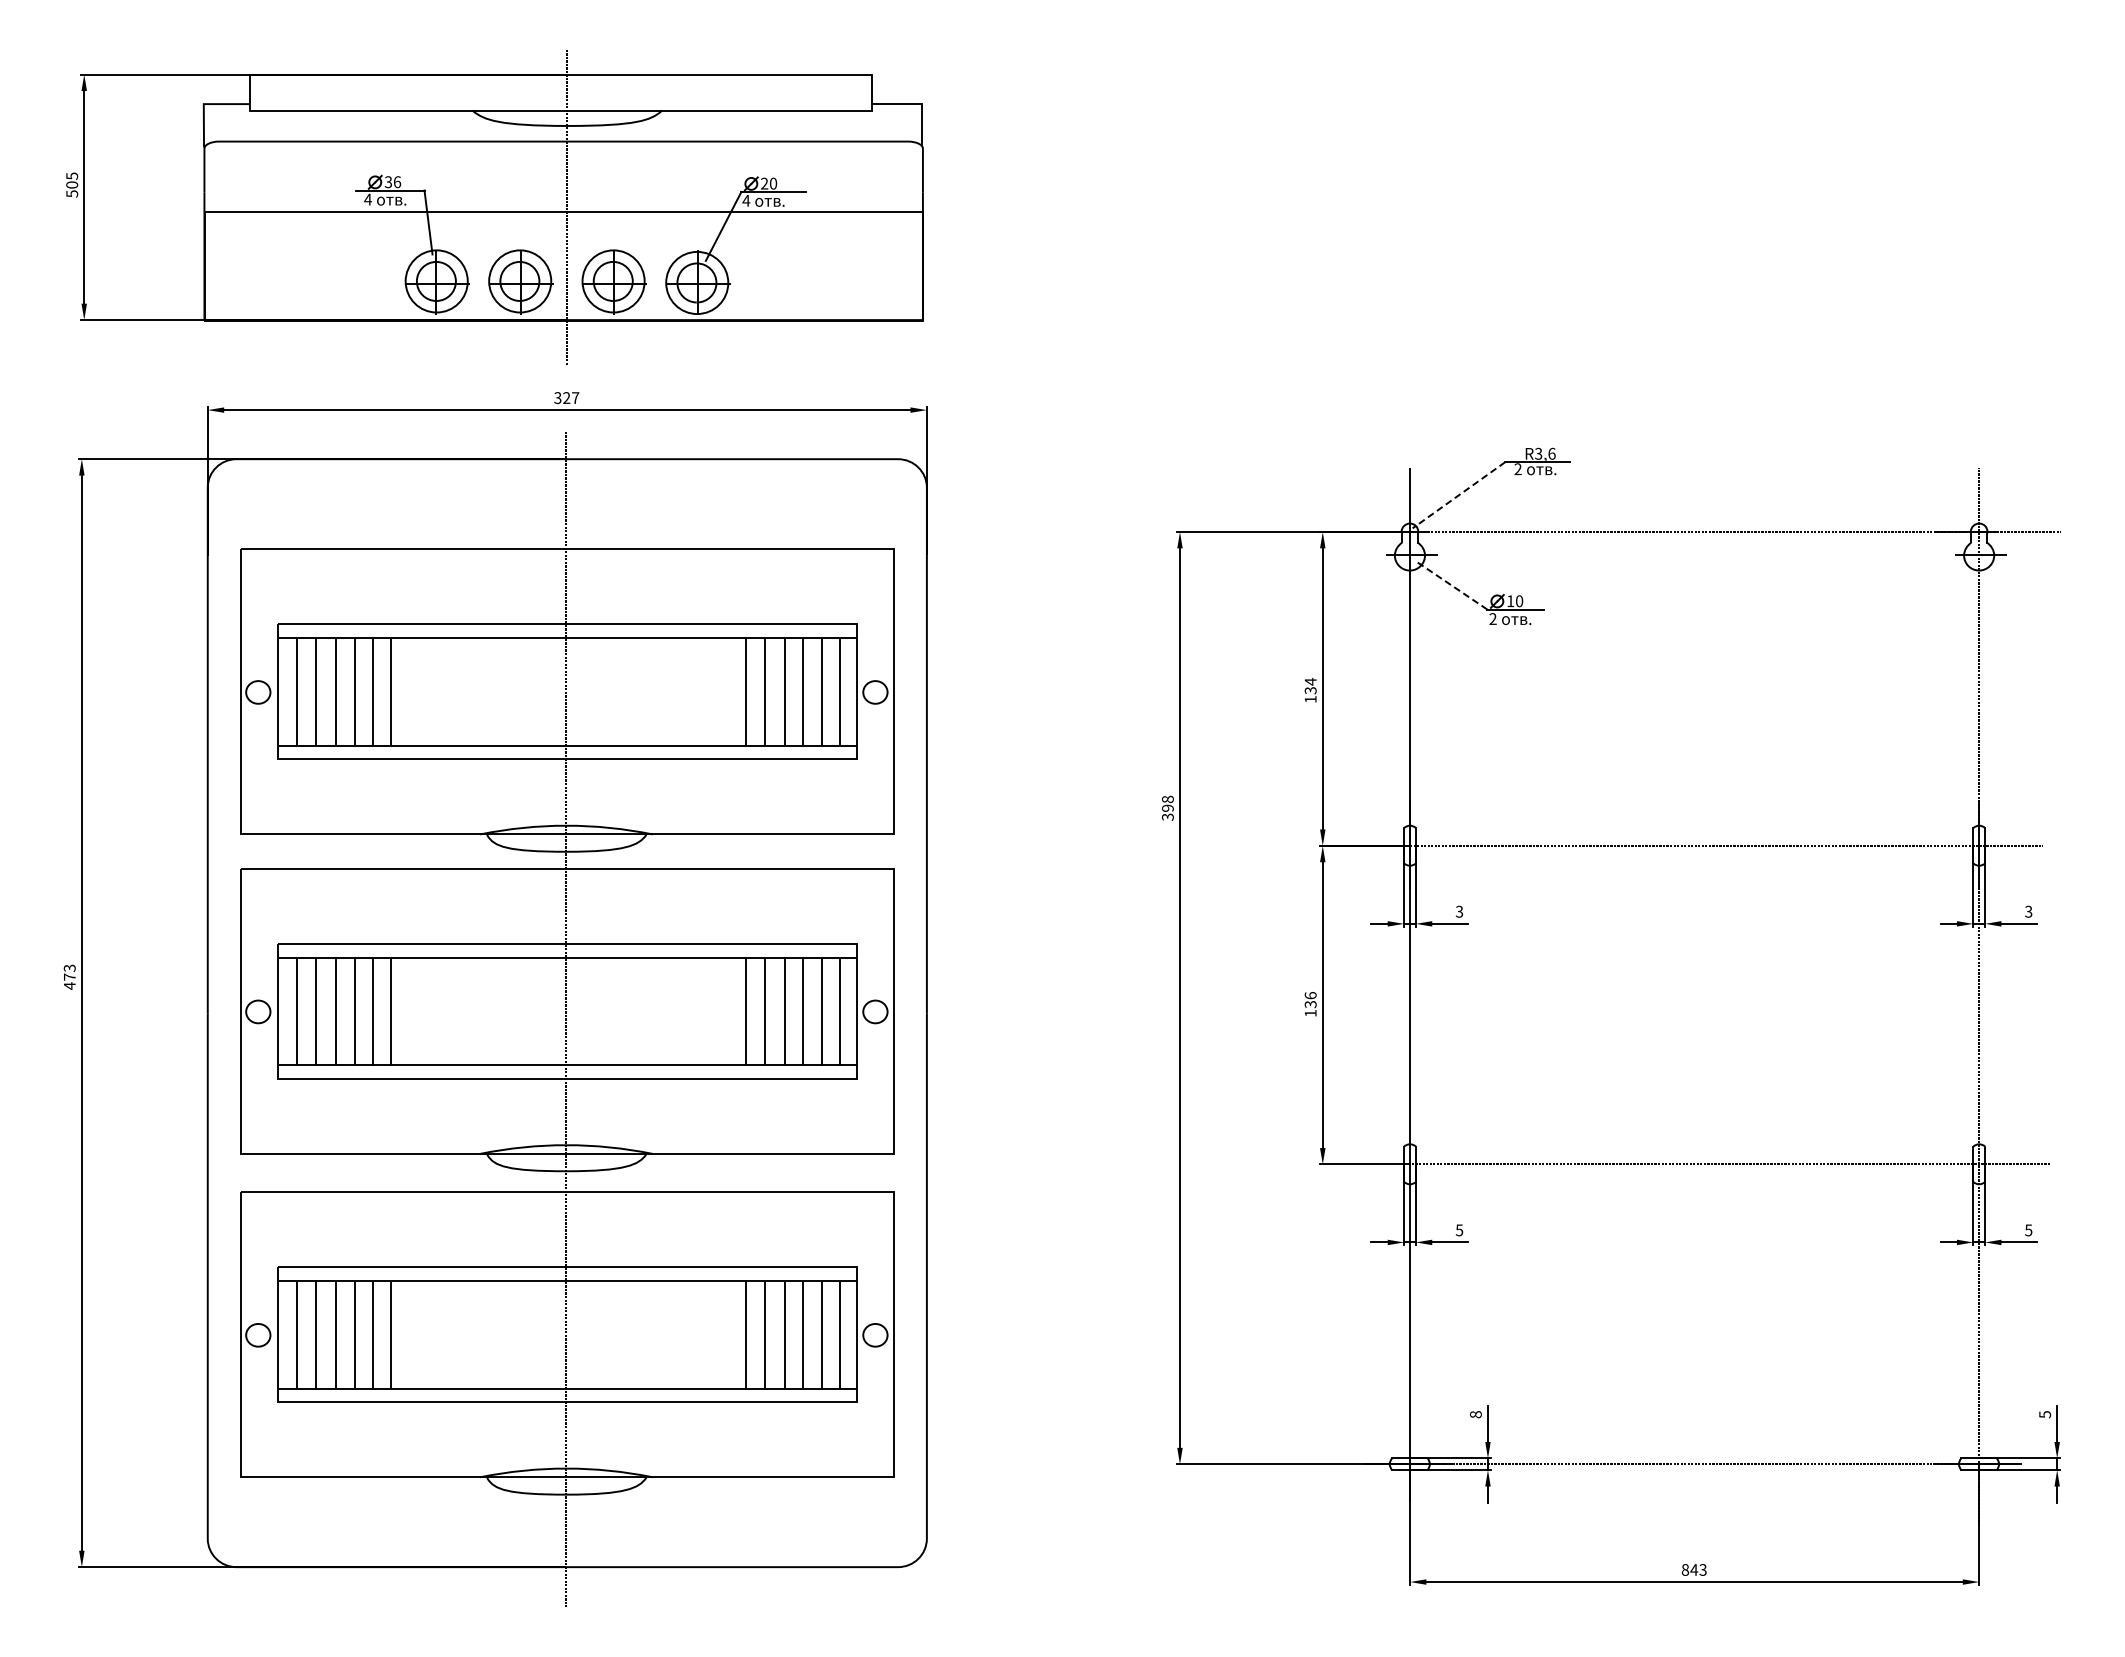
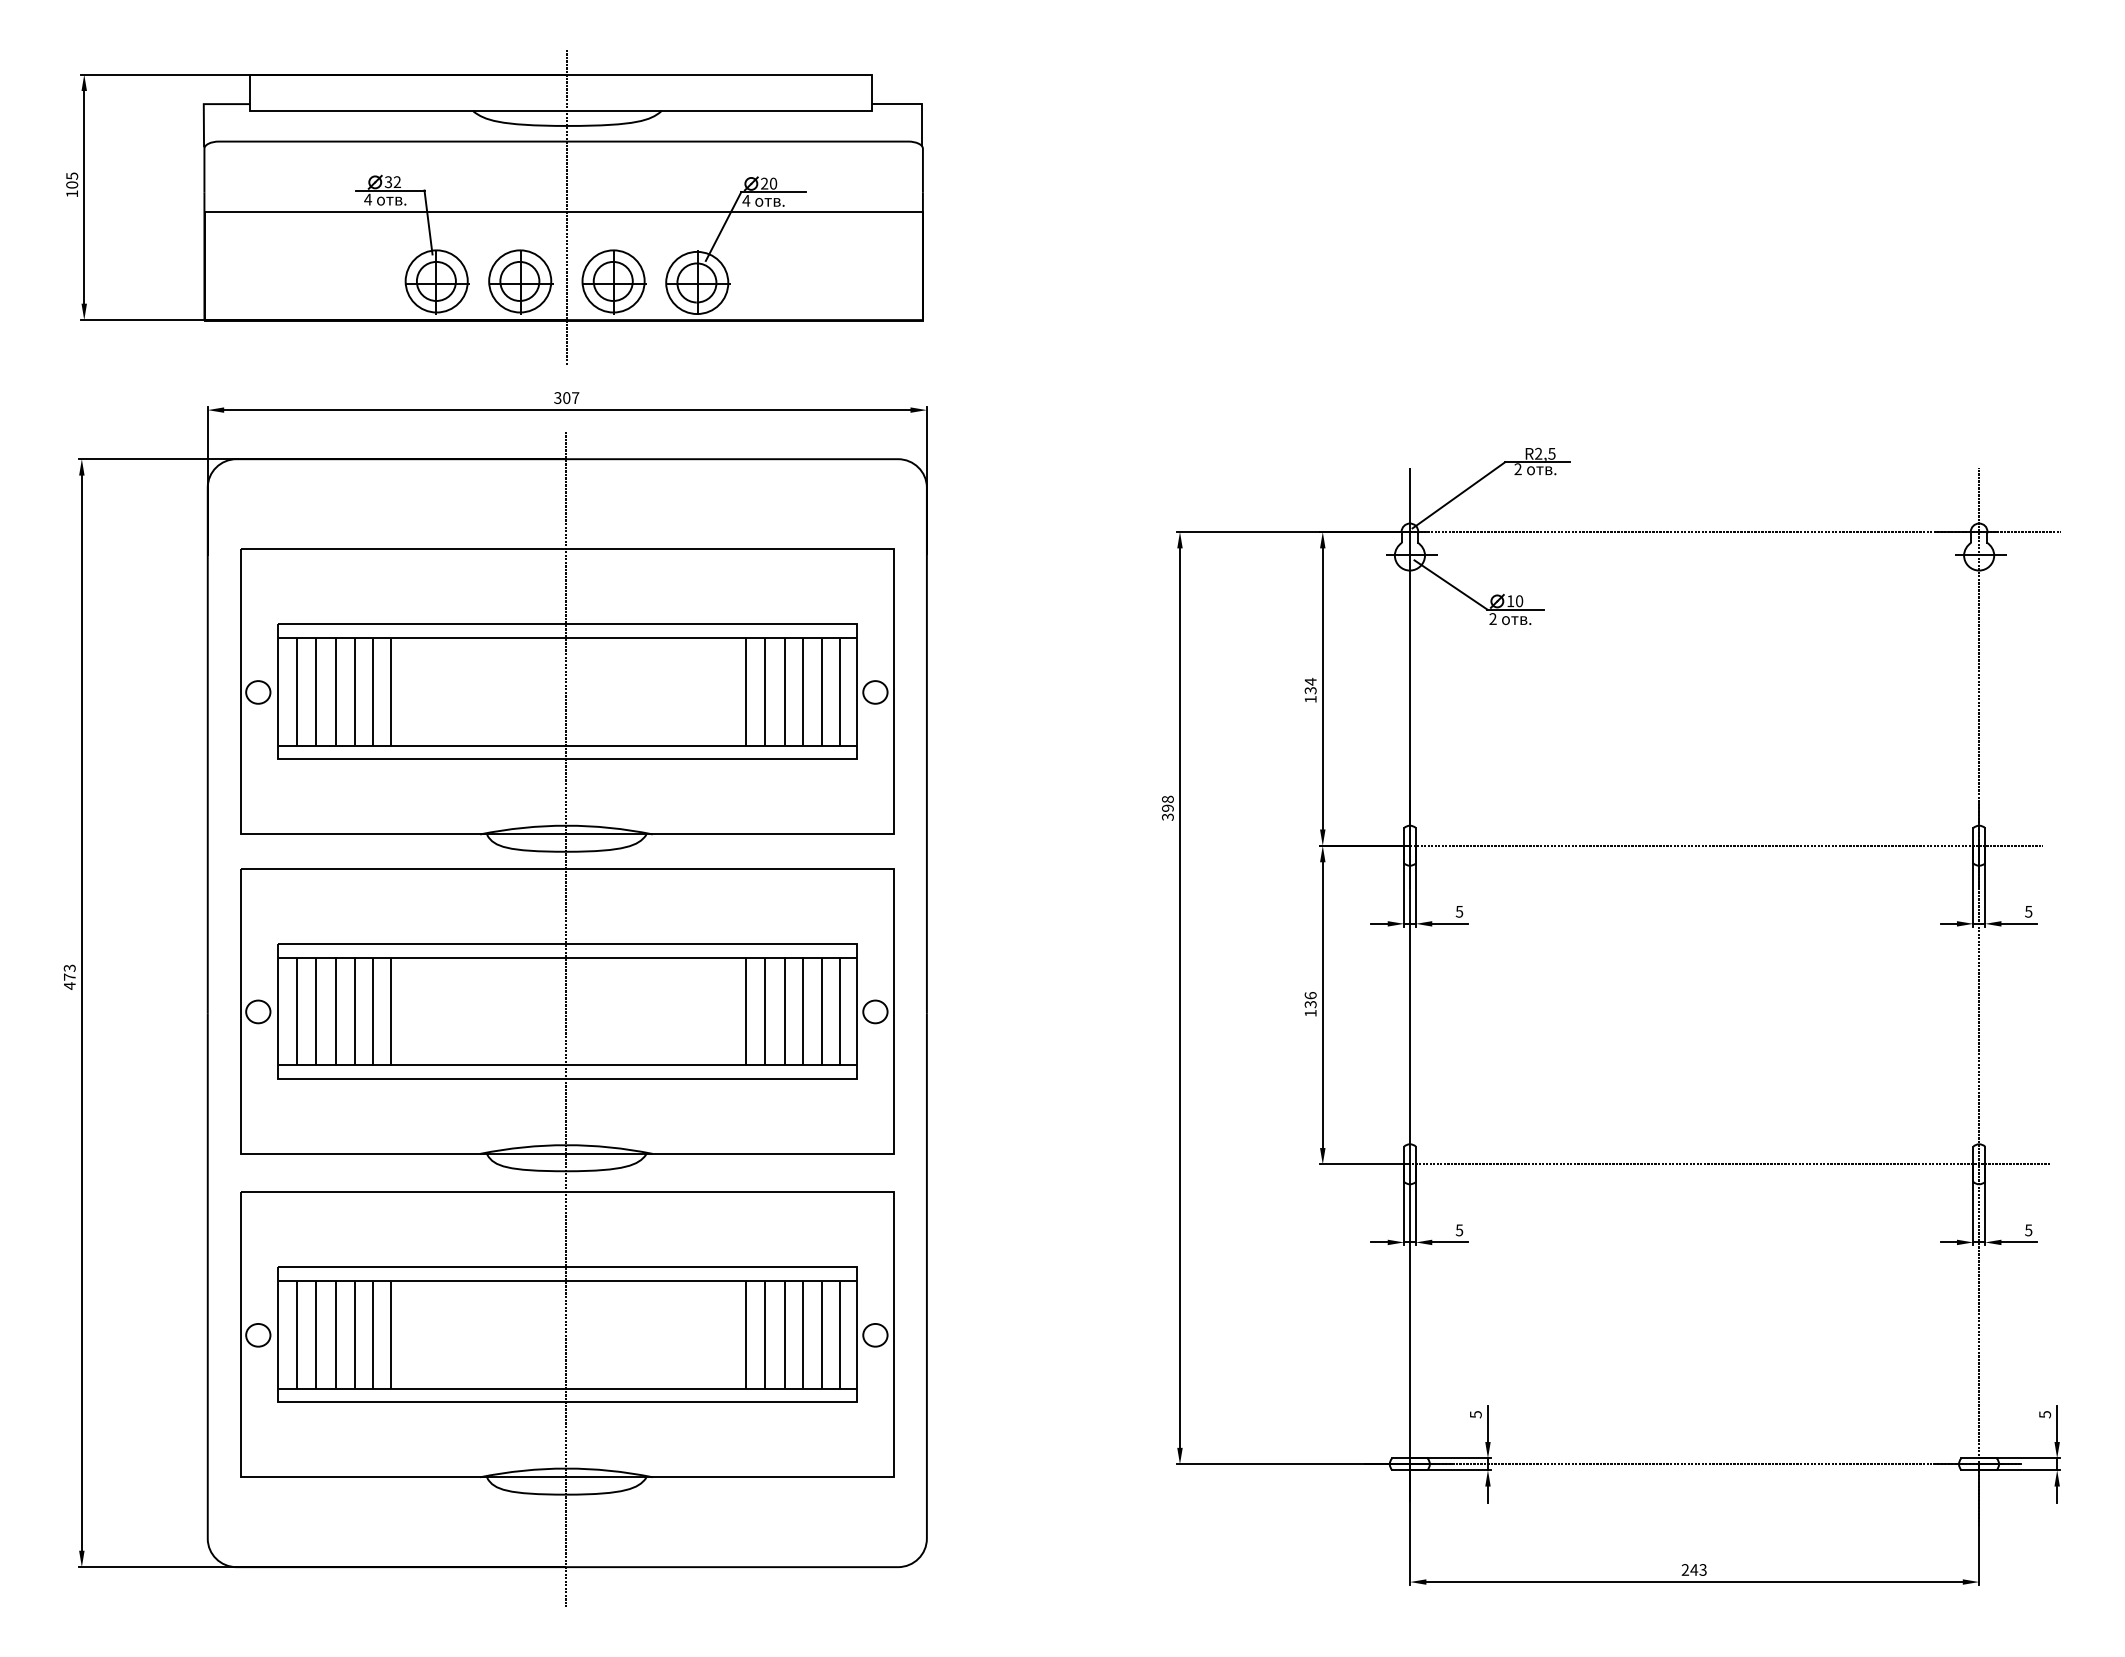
text: 36 -> 32 (397, 182)
text: 505 -> 105 (72, 193)
text: 327 -> 307 (566, 397)
text: R3,6 -> R2,5 (1545, 453)
line: dashed -> solid (1458, 495)
line: dashed -> solid (1450, 584)
text: 3 -> 5 (1459, 911)
text: 3 -> 5 (2028, 911)
text: 8 -> 5 (1475, 1414)
text: 843 -> 243 (1685, 1569)
